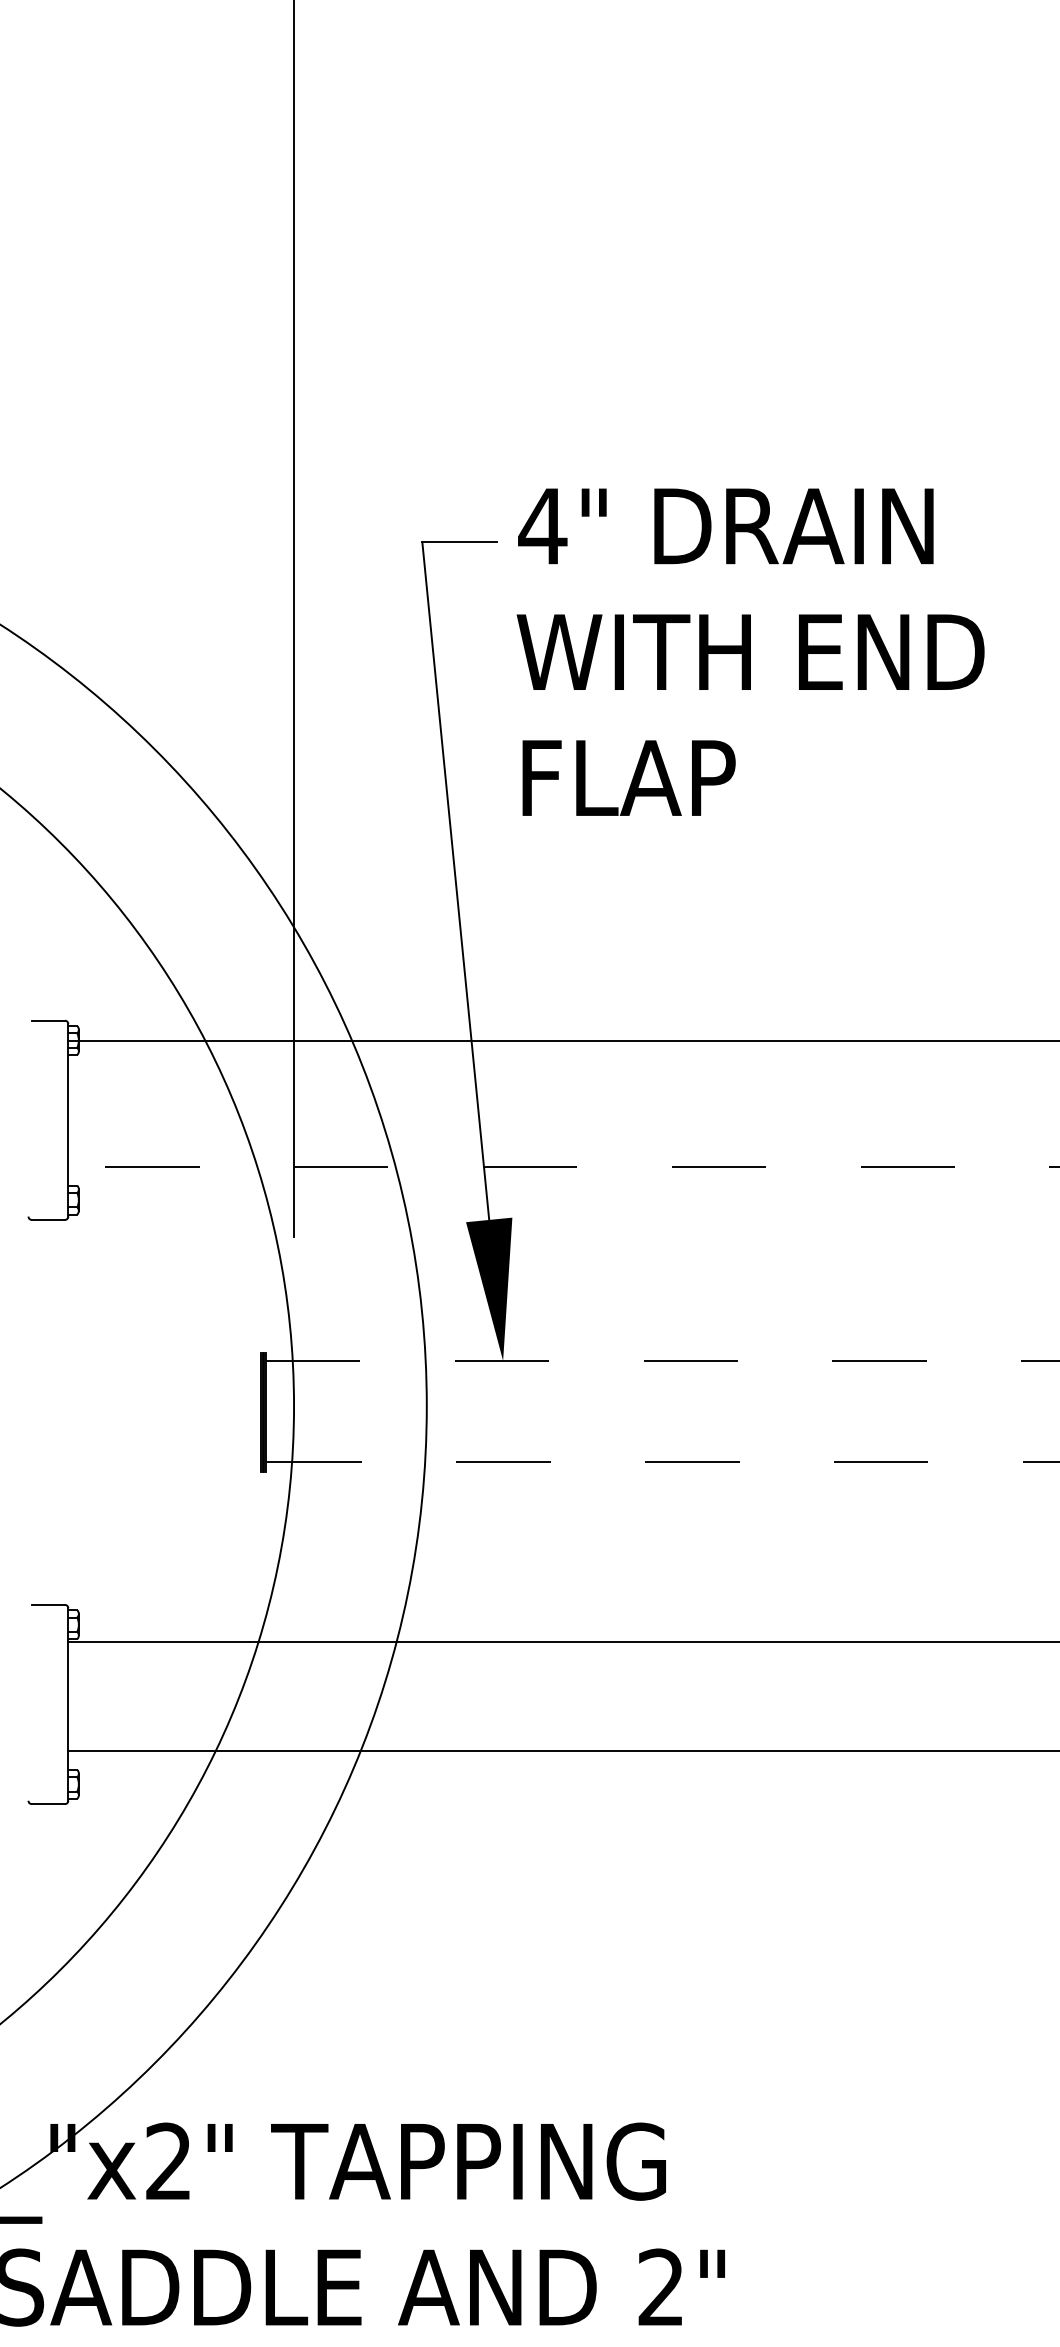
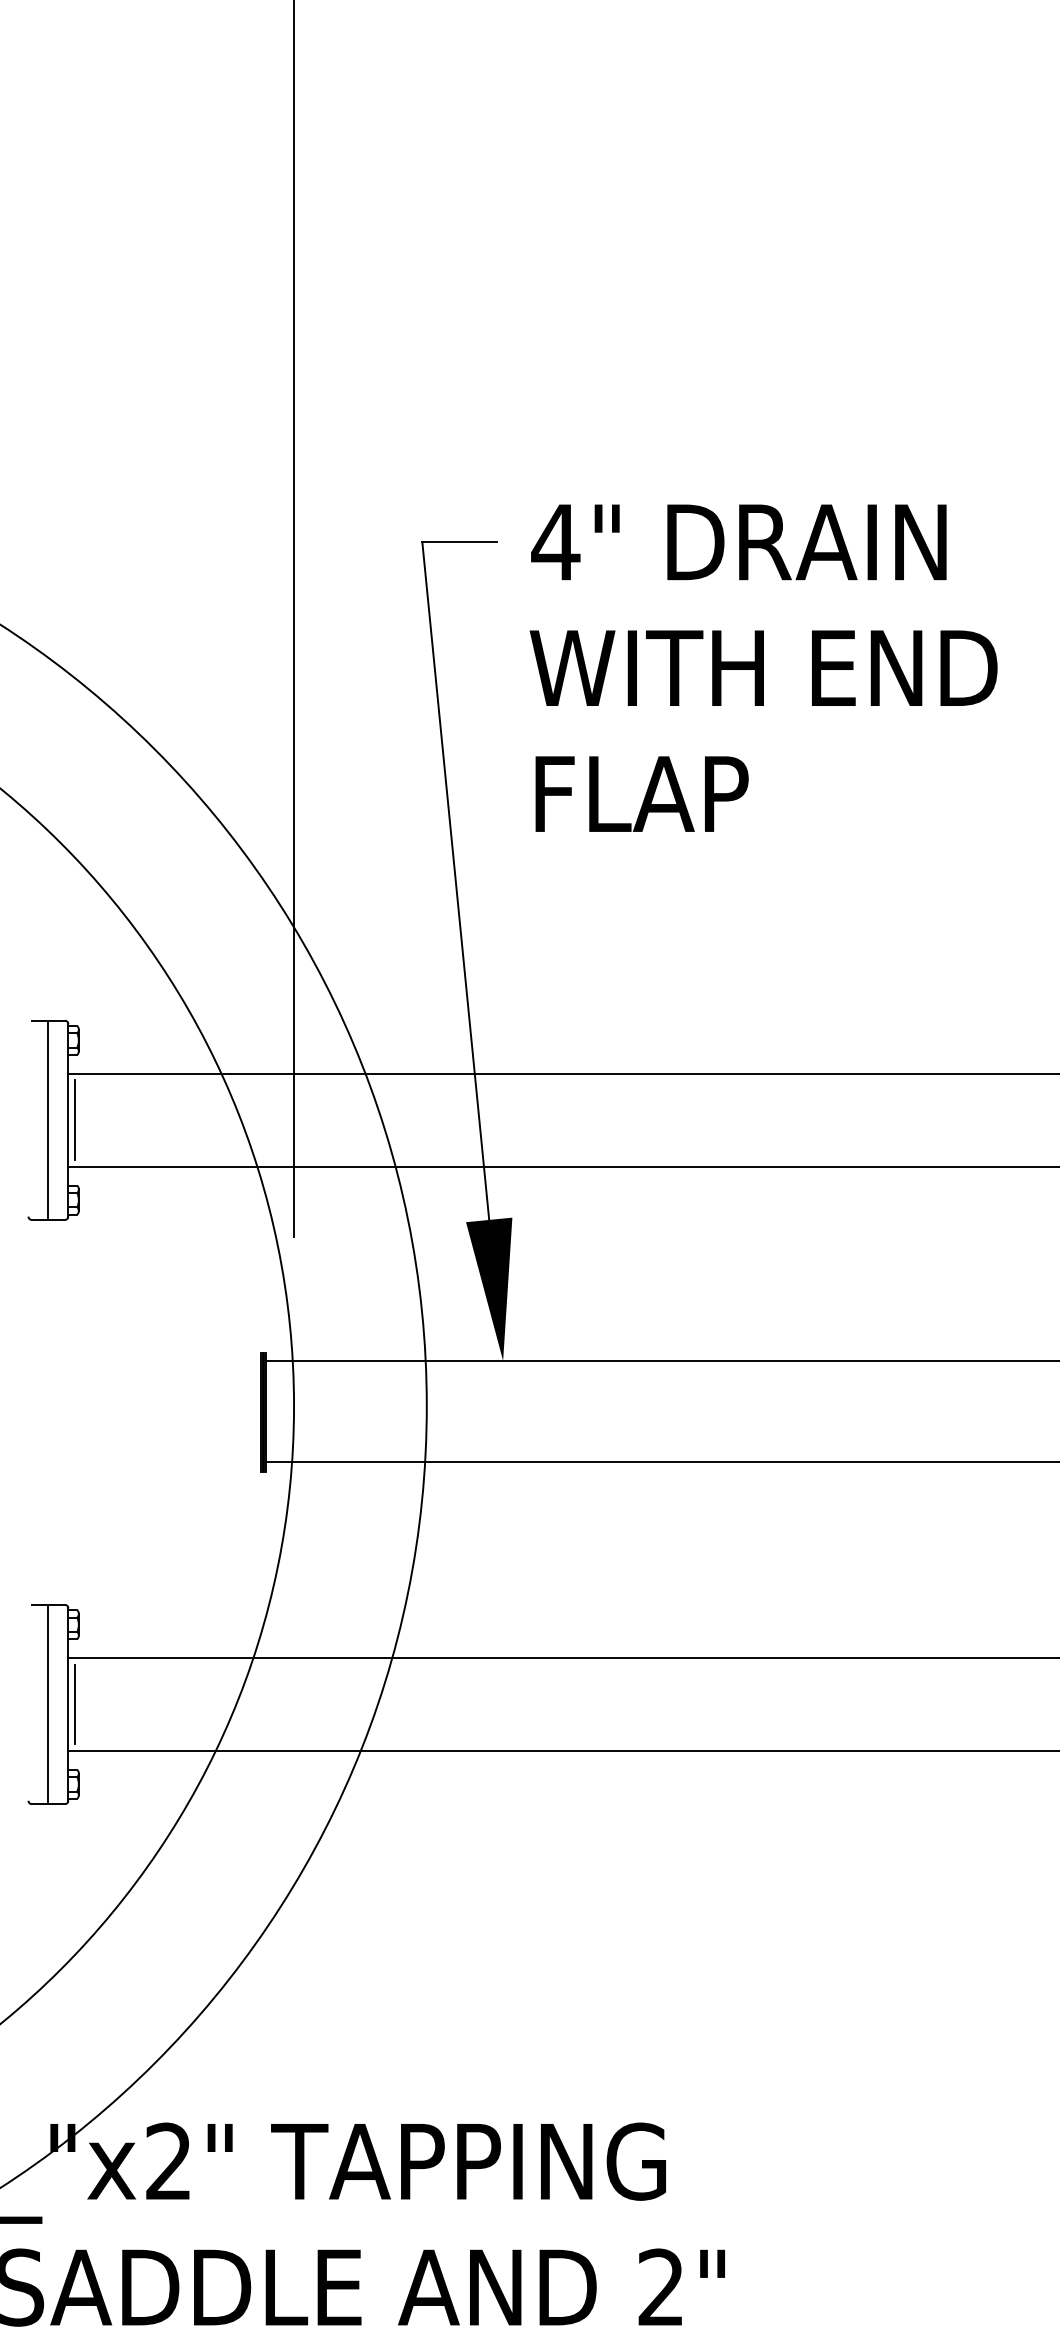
text position: (750, 651) -> (763, 667) (763, 667)
line position: (562, 1040) -> (562, 1073) (562, 1073)
line: none -> present (48, 1119)
line: none -> present (74, 1120)
line: dashed -> solid (564, 1166)
line: dashed -> solid (662, 1360)
line: dashed -> solid (663, 1462)
line position: (562, 1641) -> (562, 1657) (562, 1657)
line: none -> present (48, 1704)
line: none -> present (74, 1704)
